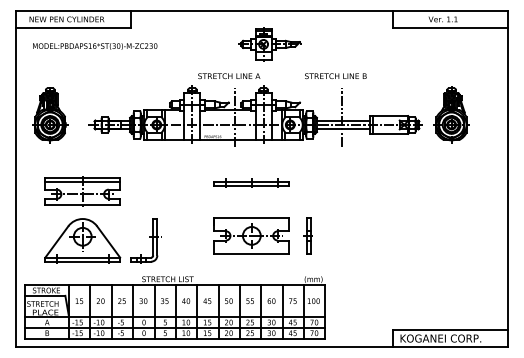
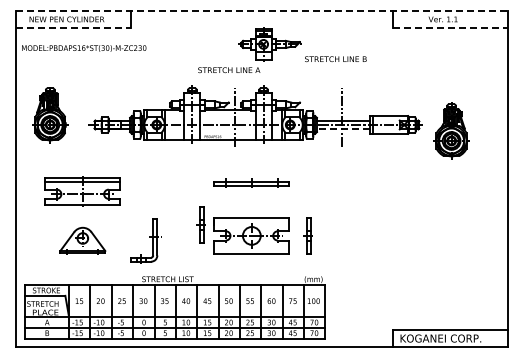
line: solid -> dashed (262, 10)
line: solid -> dashed (73, 28)
line: solid -> dashed (450, 28)
text position: (95, 46) -> (84, 48) (84, 48)
text position: (229, 76) -> (229, 70) (229, 70)
text position: (335, 76) -> (335, 59) (335, 59)
part position: (451, 114) -> (451, 130) (451, 130)
line: solid -> dashed (342, 129)
part: none -> present (200, 224)
part size: 78x46 px -> 48x29 px (82, 240)
